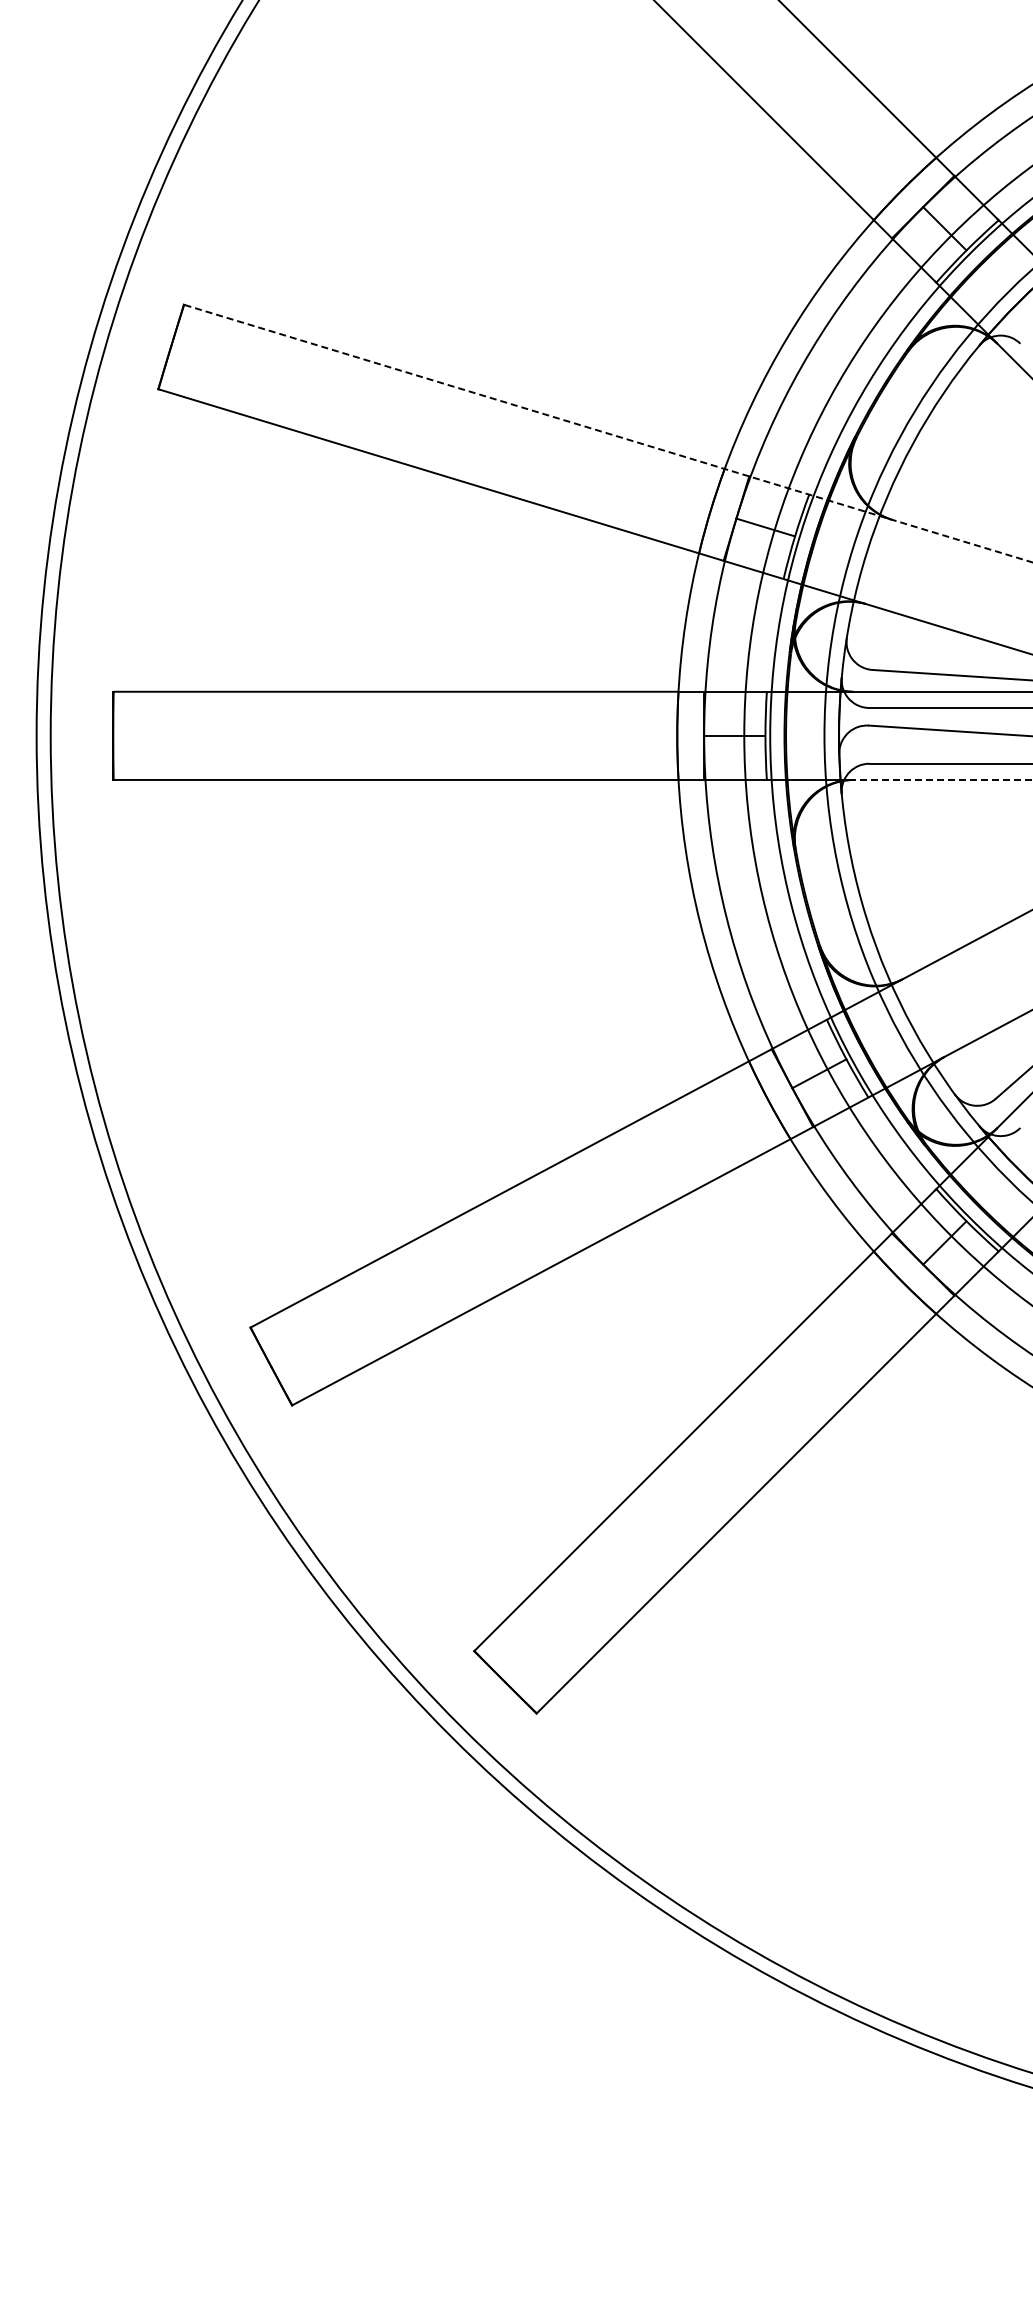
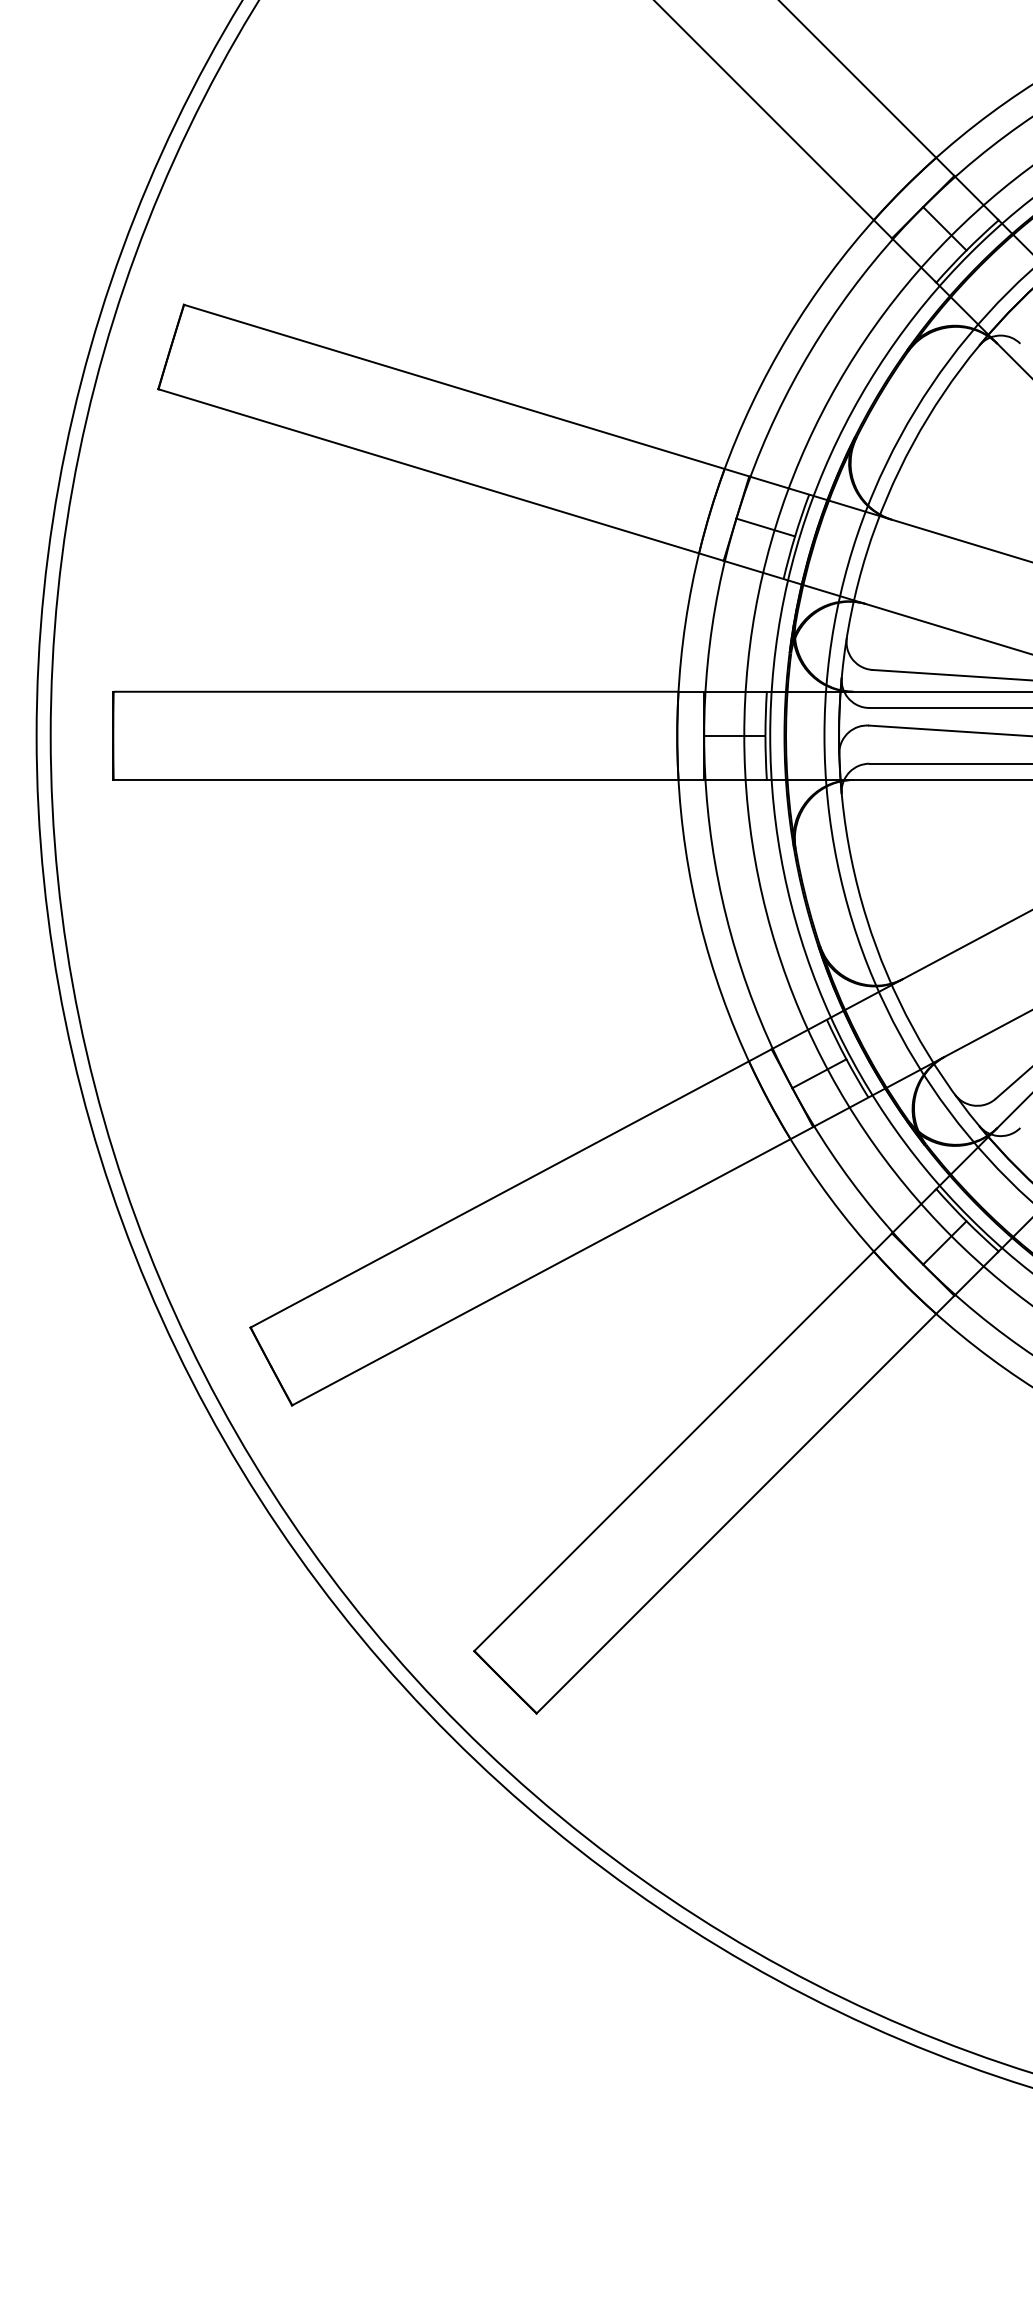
line: dashed -> solid (608, 433)
line: dashed -> solid (942, 779)
